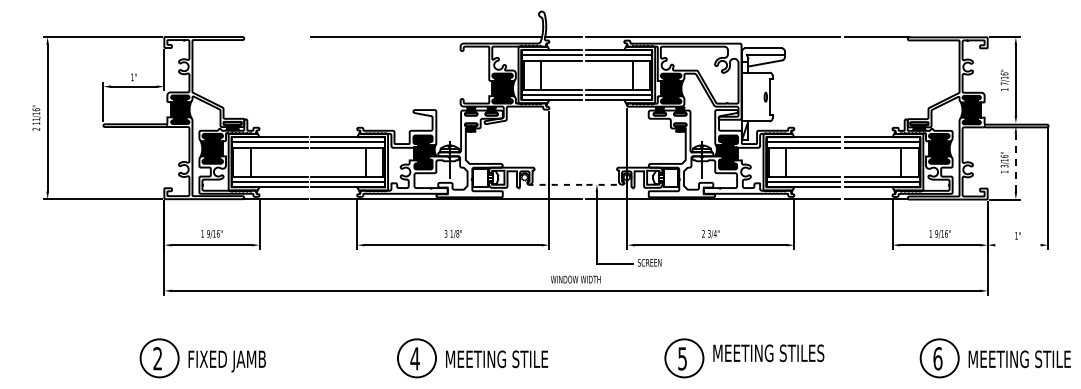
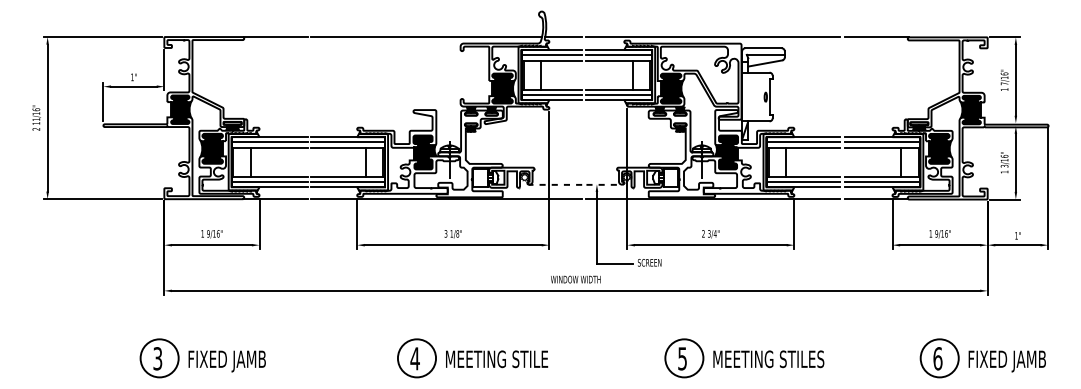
line: none -> present (275, 37)
line: dashed -> solid (1015, 162)
line: none -> present (1017, 245)
text position: (768, 353) -> (768, 359) (768, 359)
text: 2 -> 3 (157, 358)
text: MEETING STILE -> FIXED JAMB (1020, 361)
